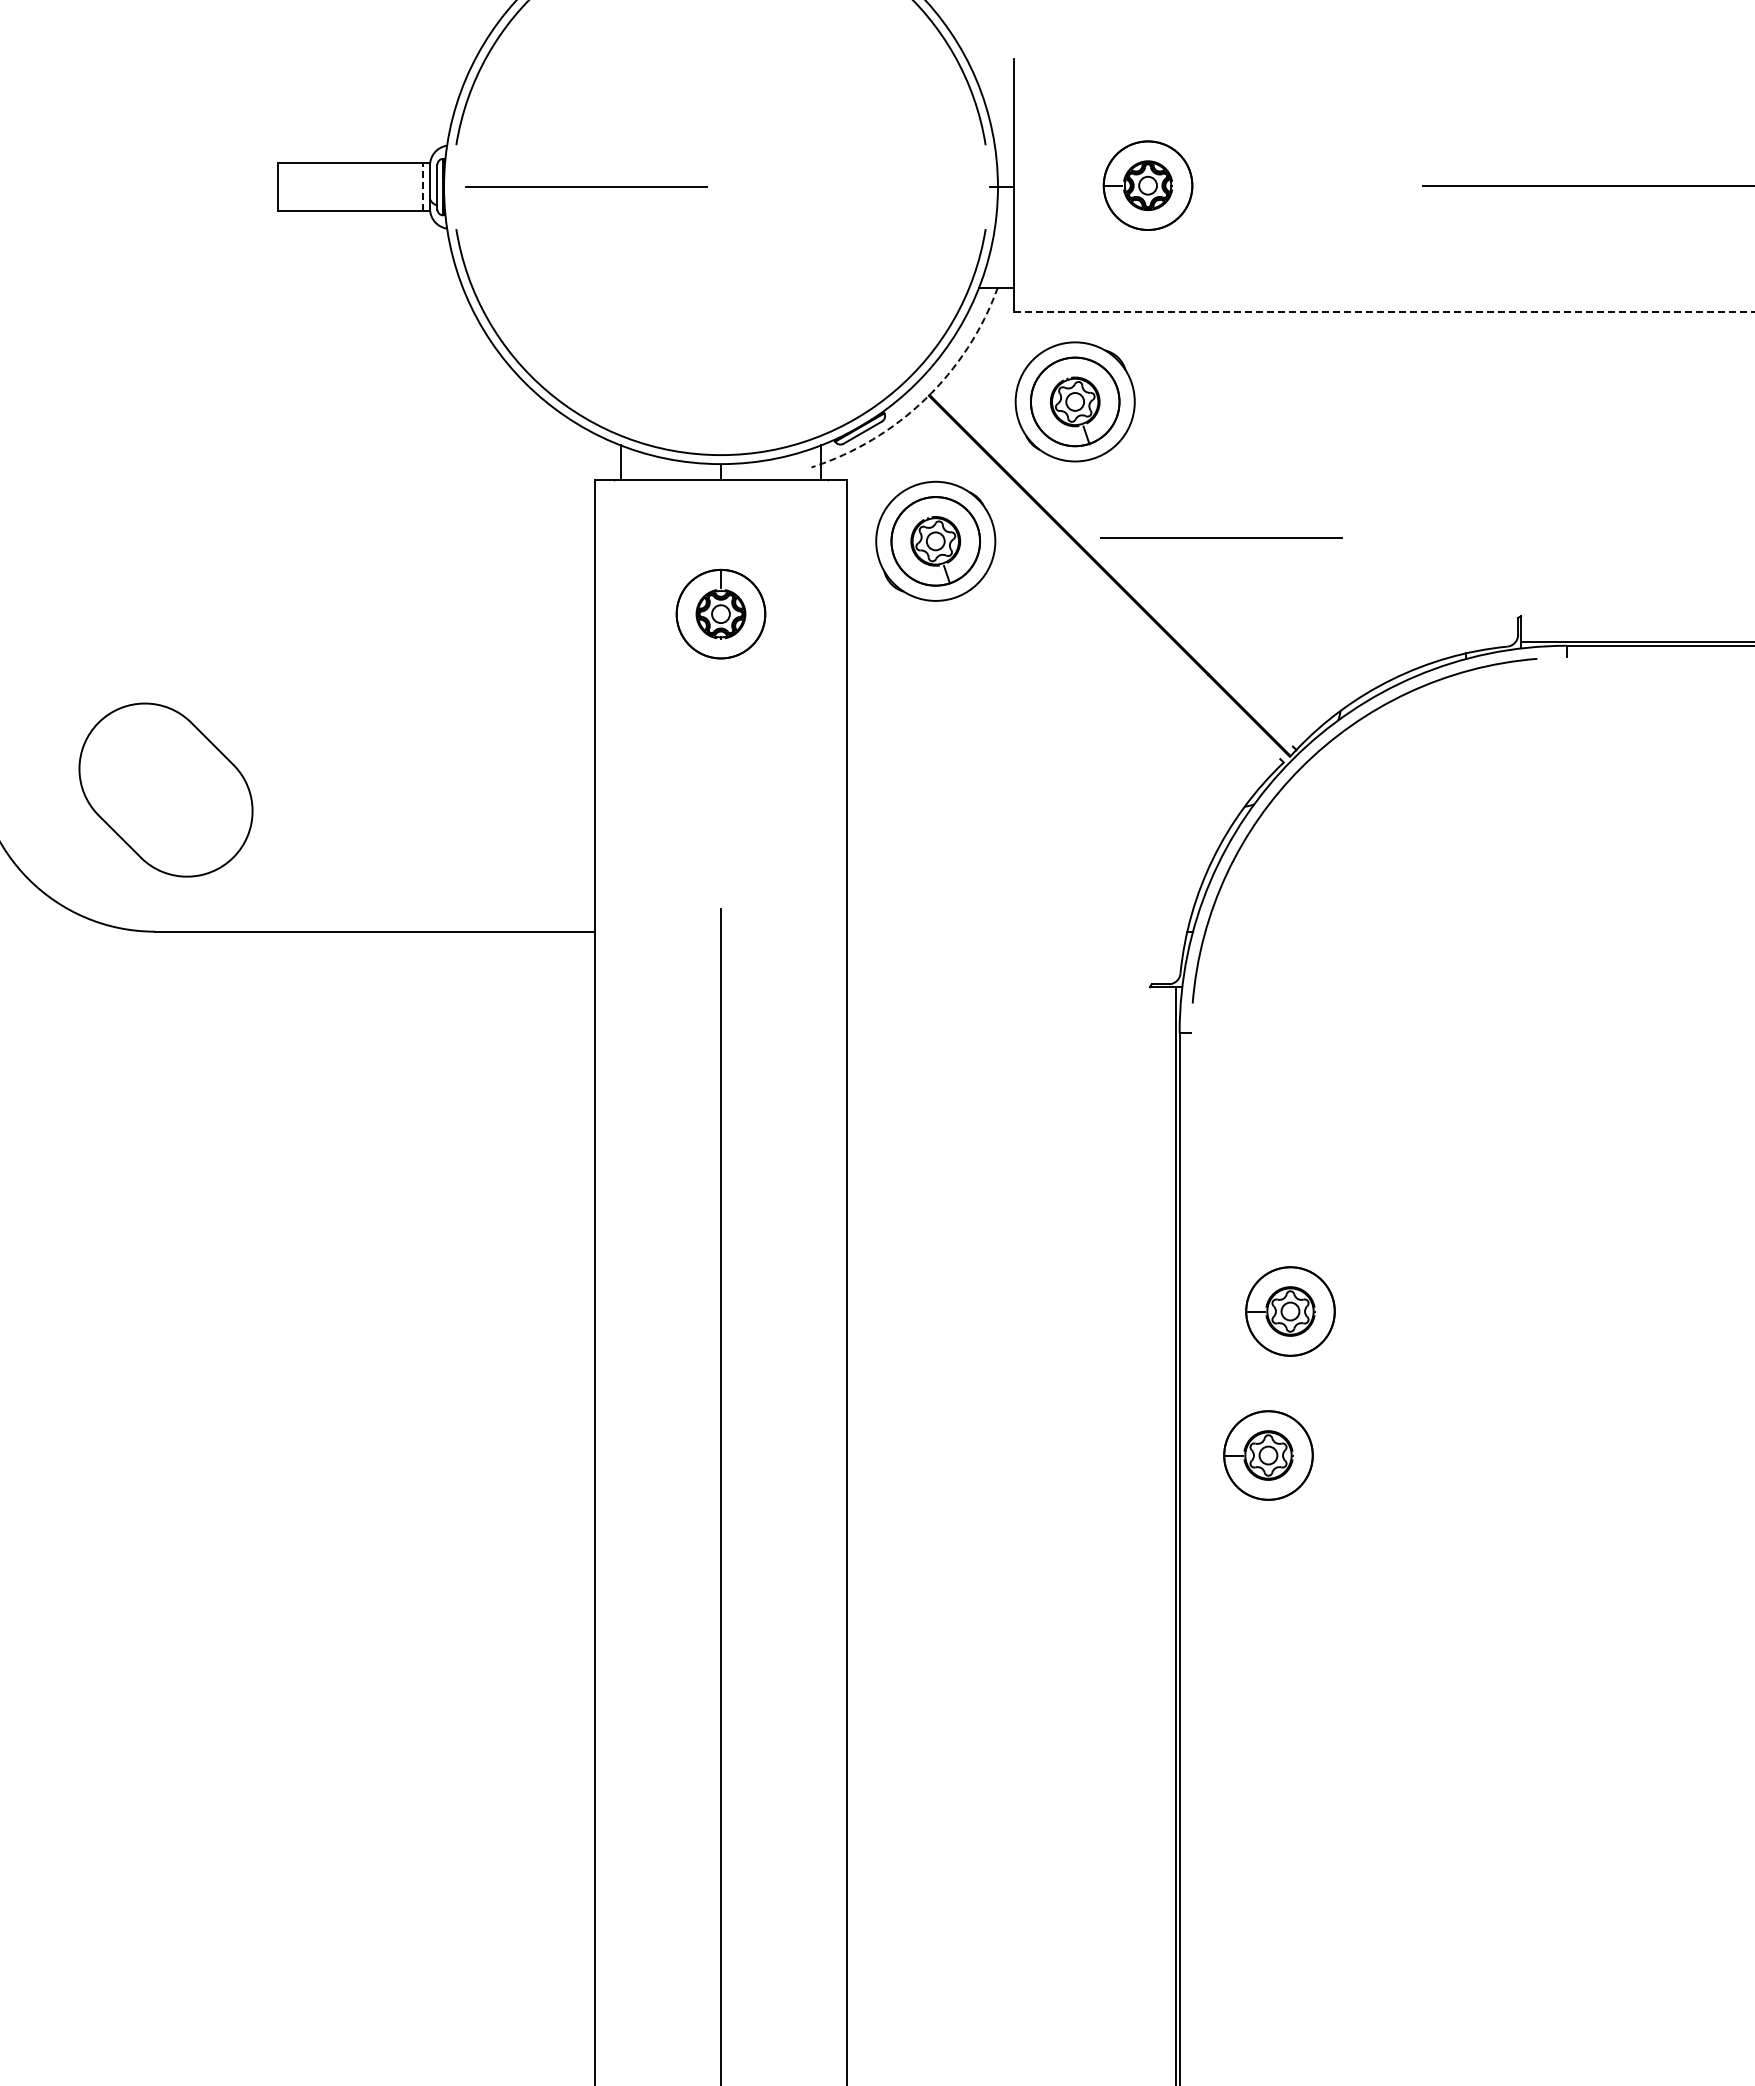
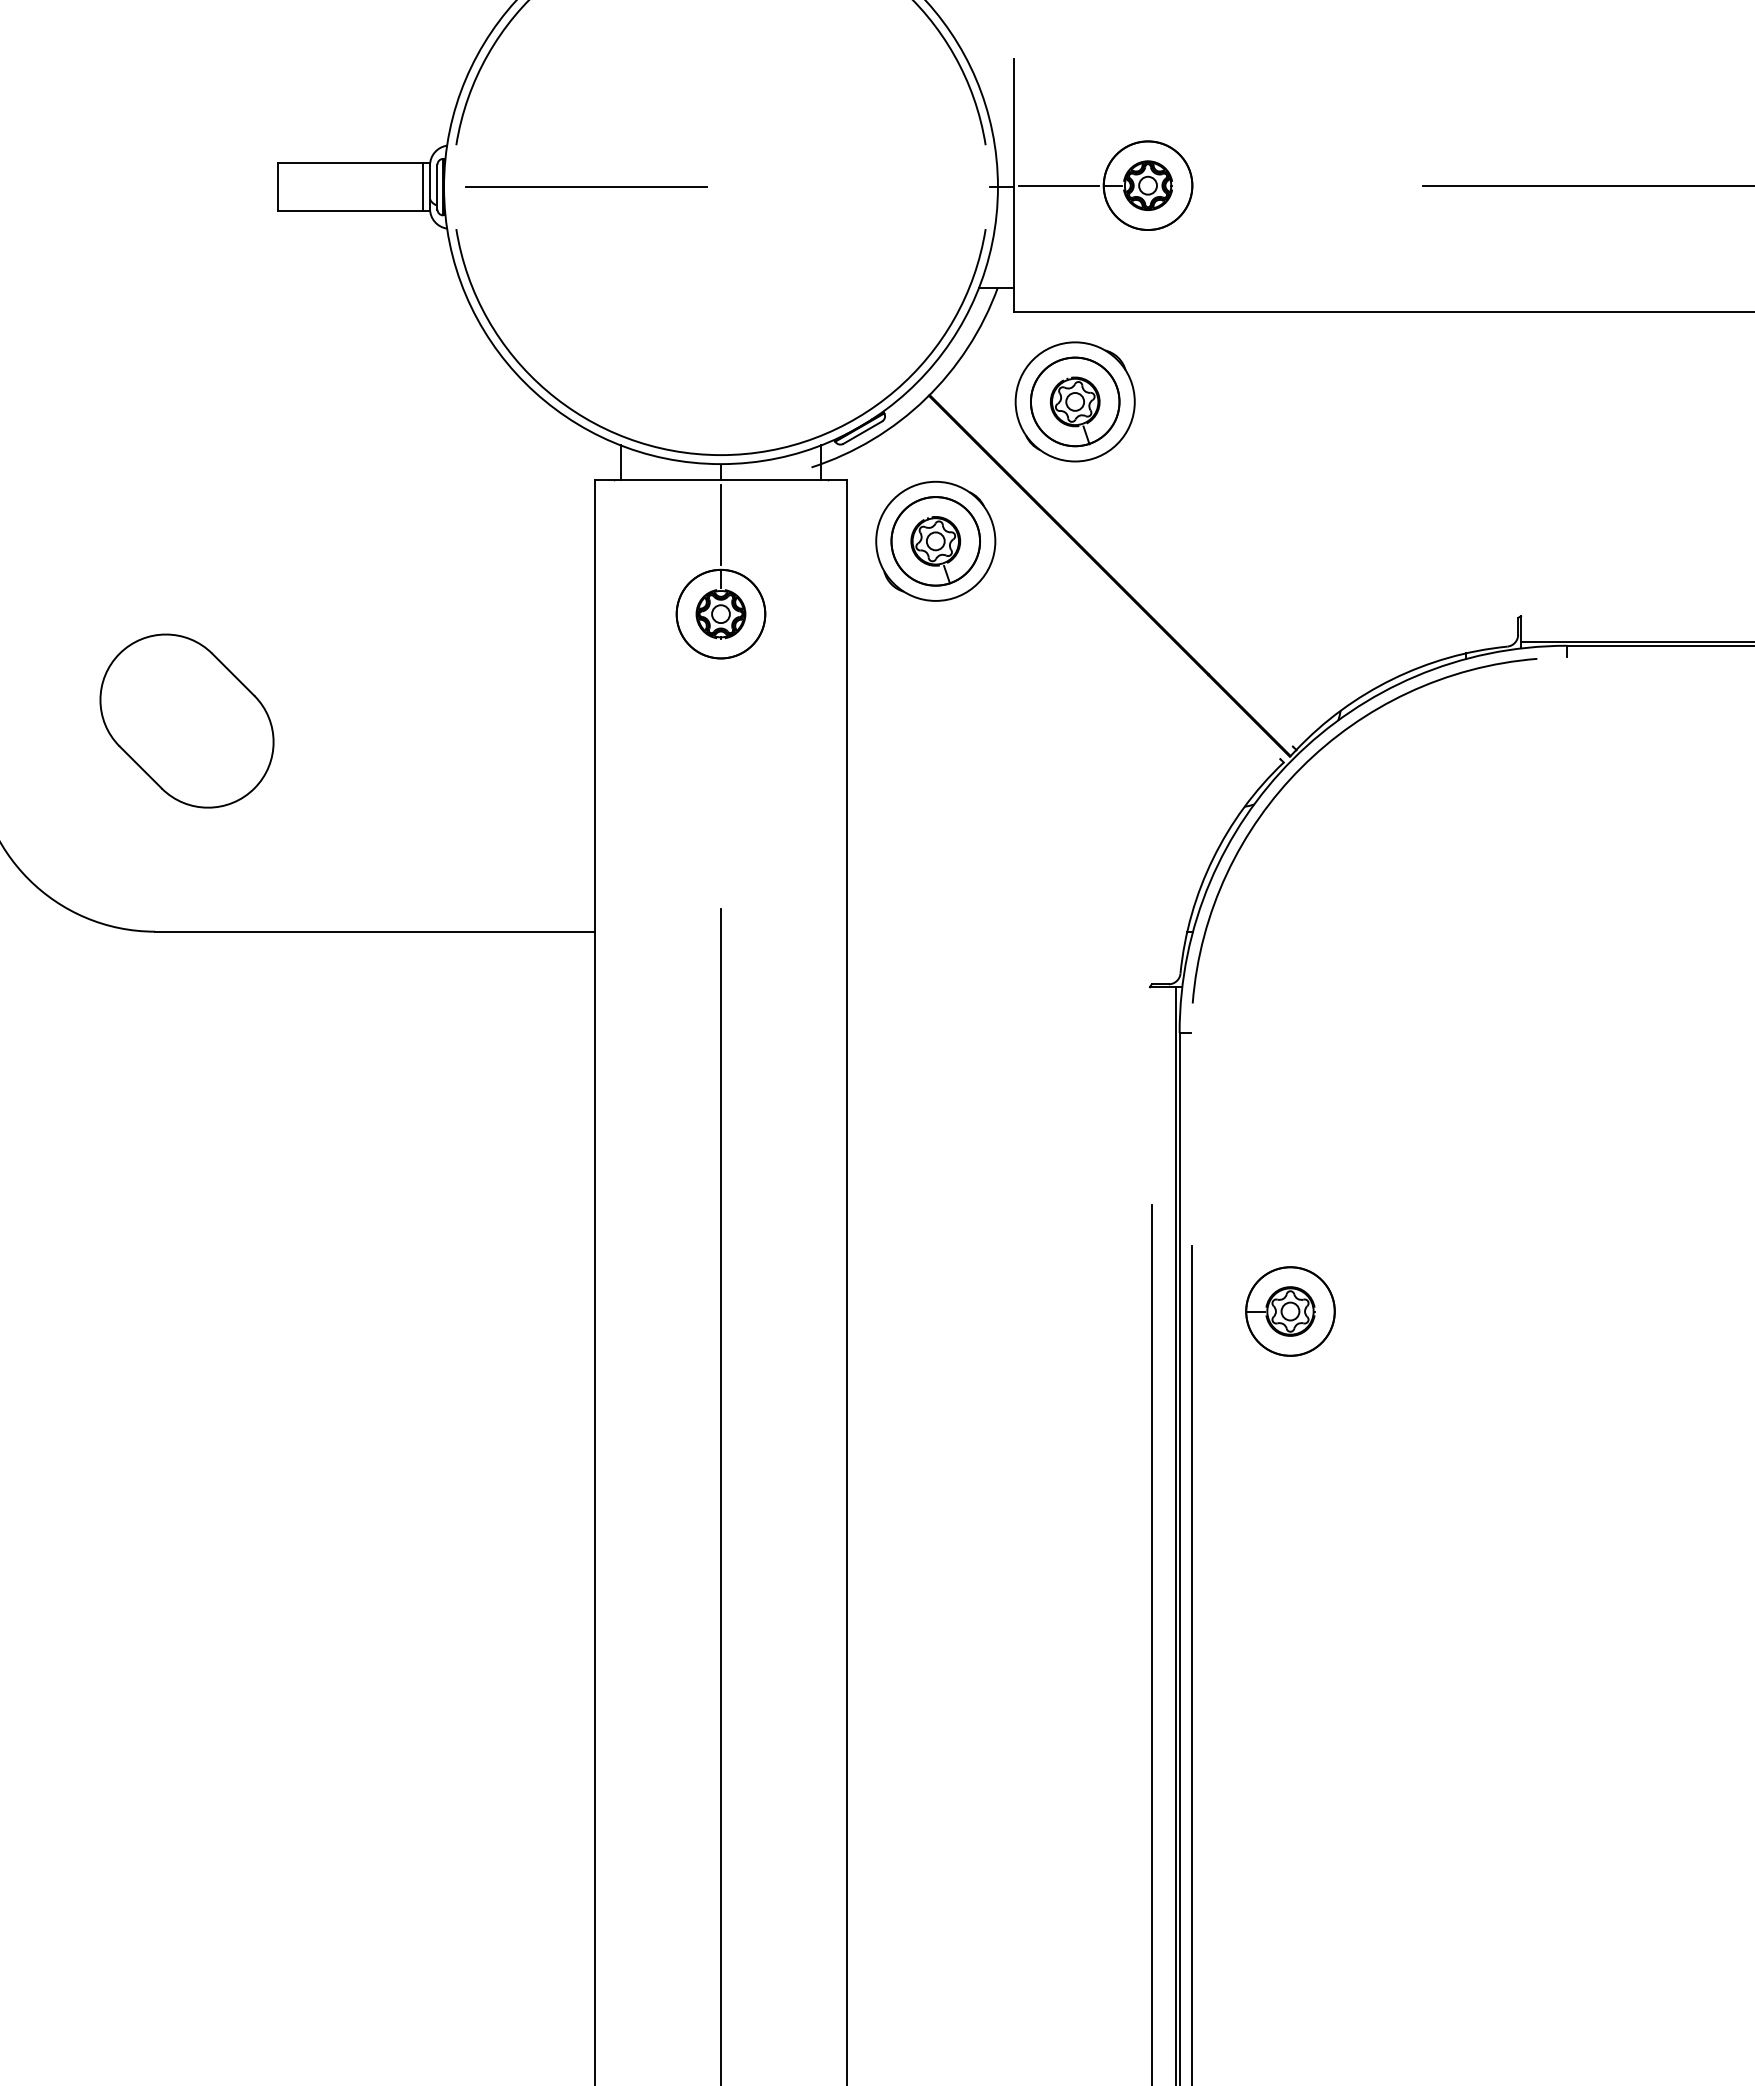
line: none -> present (1058, 185)
line: dashed -> solid (423, 187)
line: dashed -> solid (1384, 312)
arc: dashed -> solid (925, 399)
line: none -> present (721, 524)
line: present -> none (1221, 537)
part position: (165, 789) -> (186, 720) (186, 720)
part: present -> none (1268, 1455)
line: none -> present (1151, 1643)
line: none -> present (1191, 1664)
